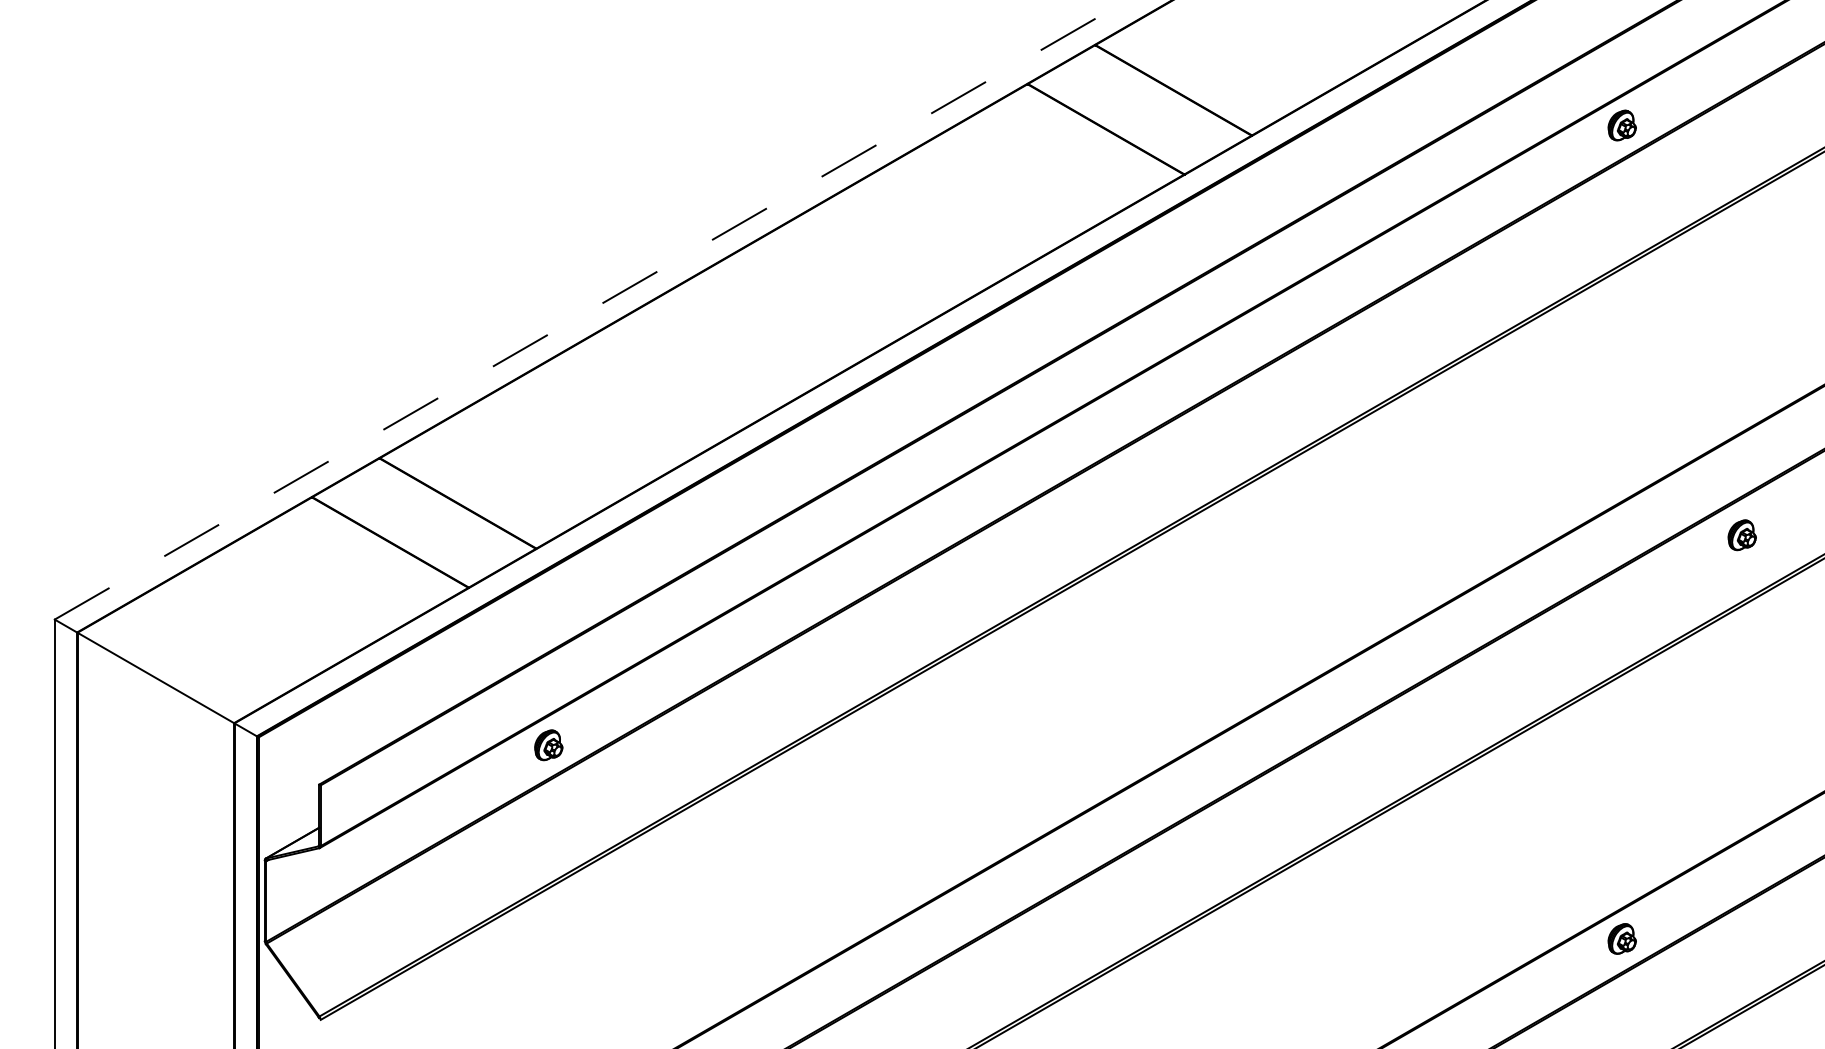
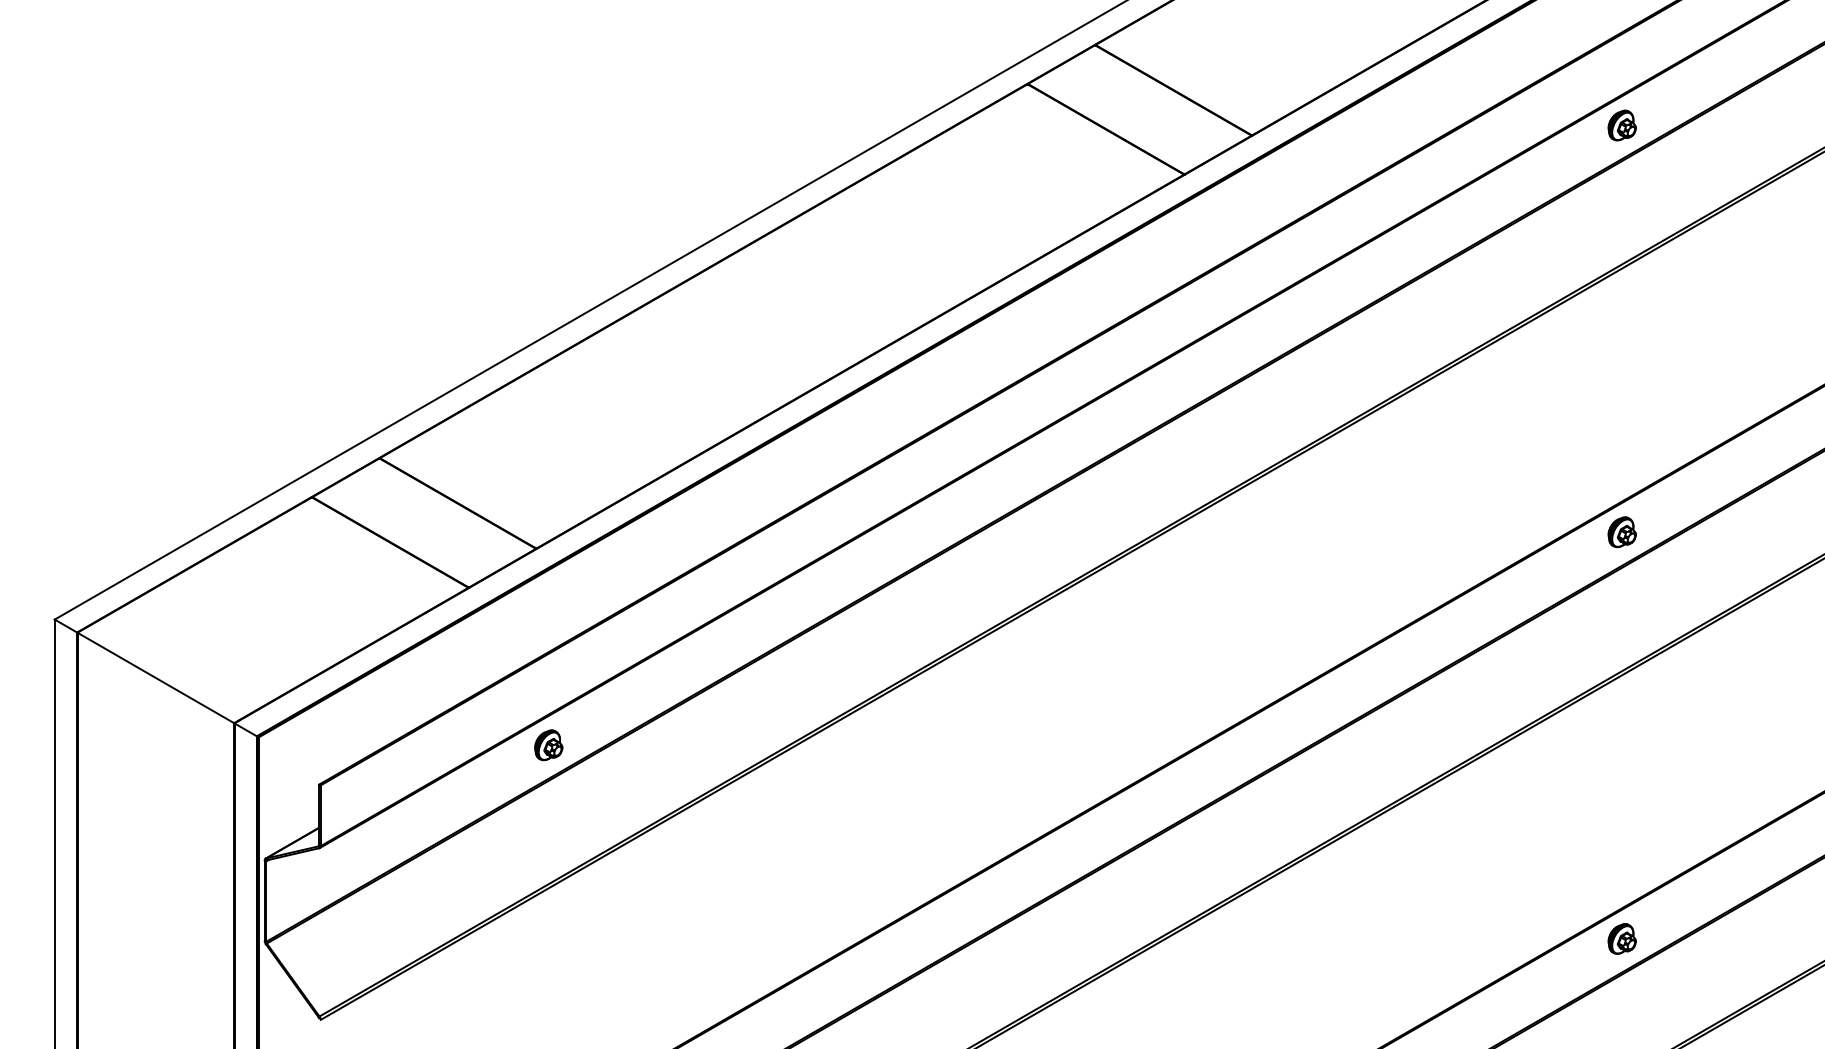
line: dashed -> solid (591, 309)
part position: (1741, 535) -> (1621, 532) (1621, 532)
